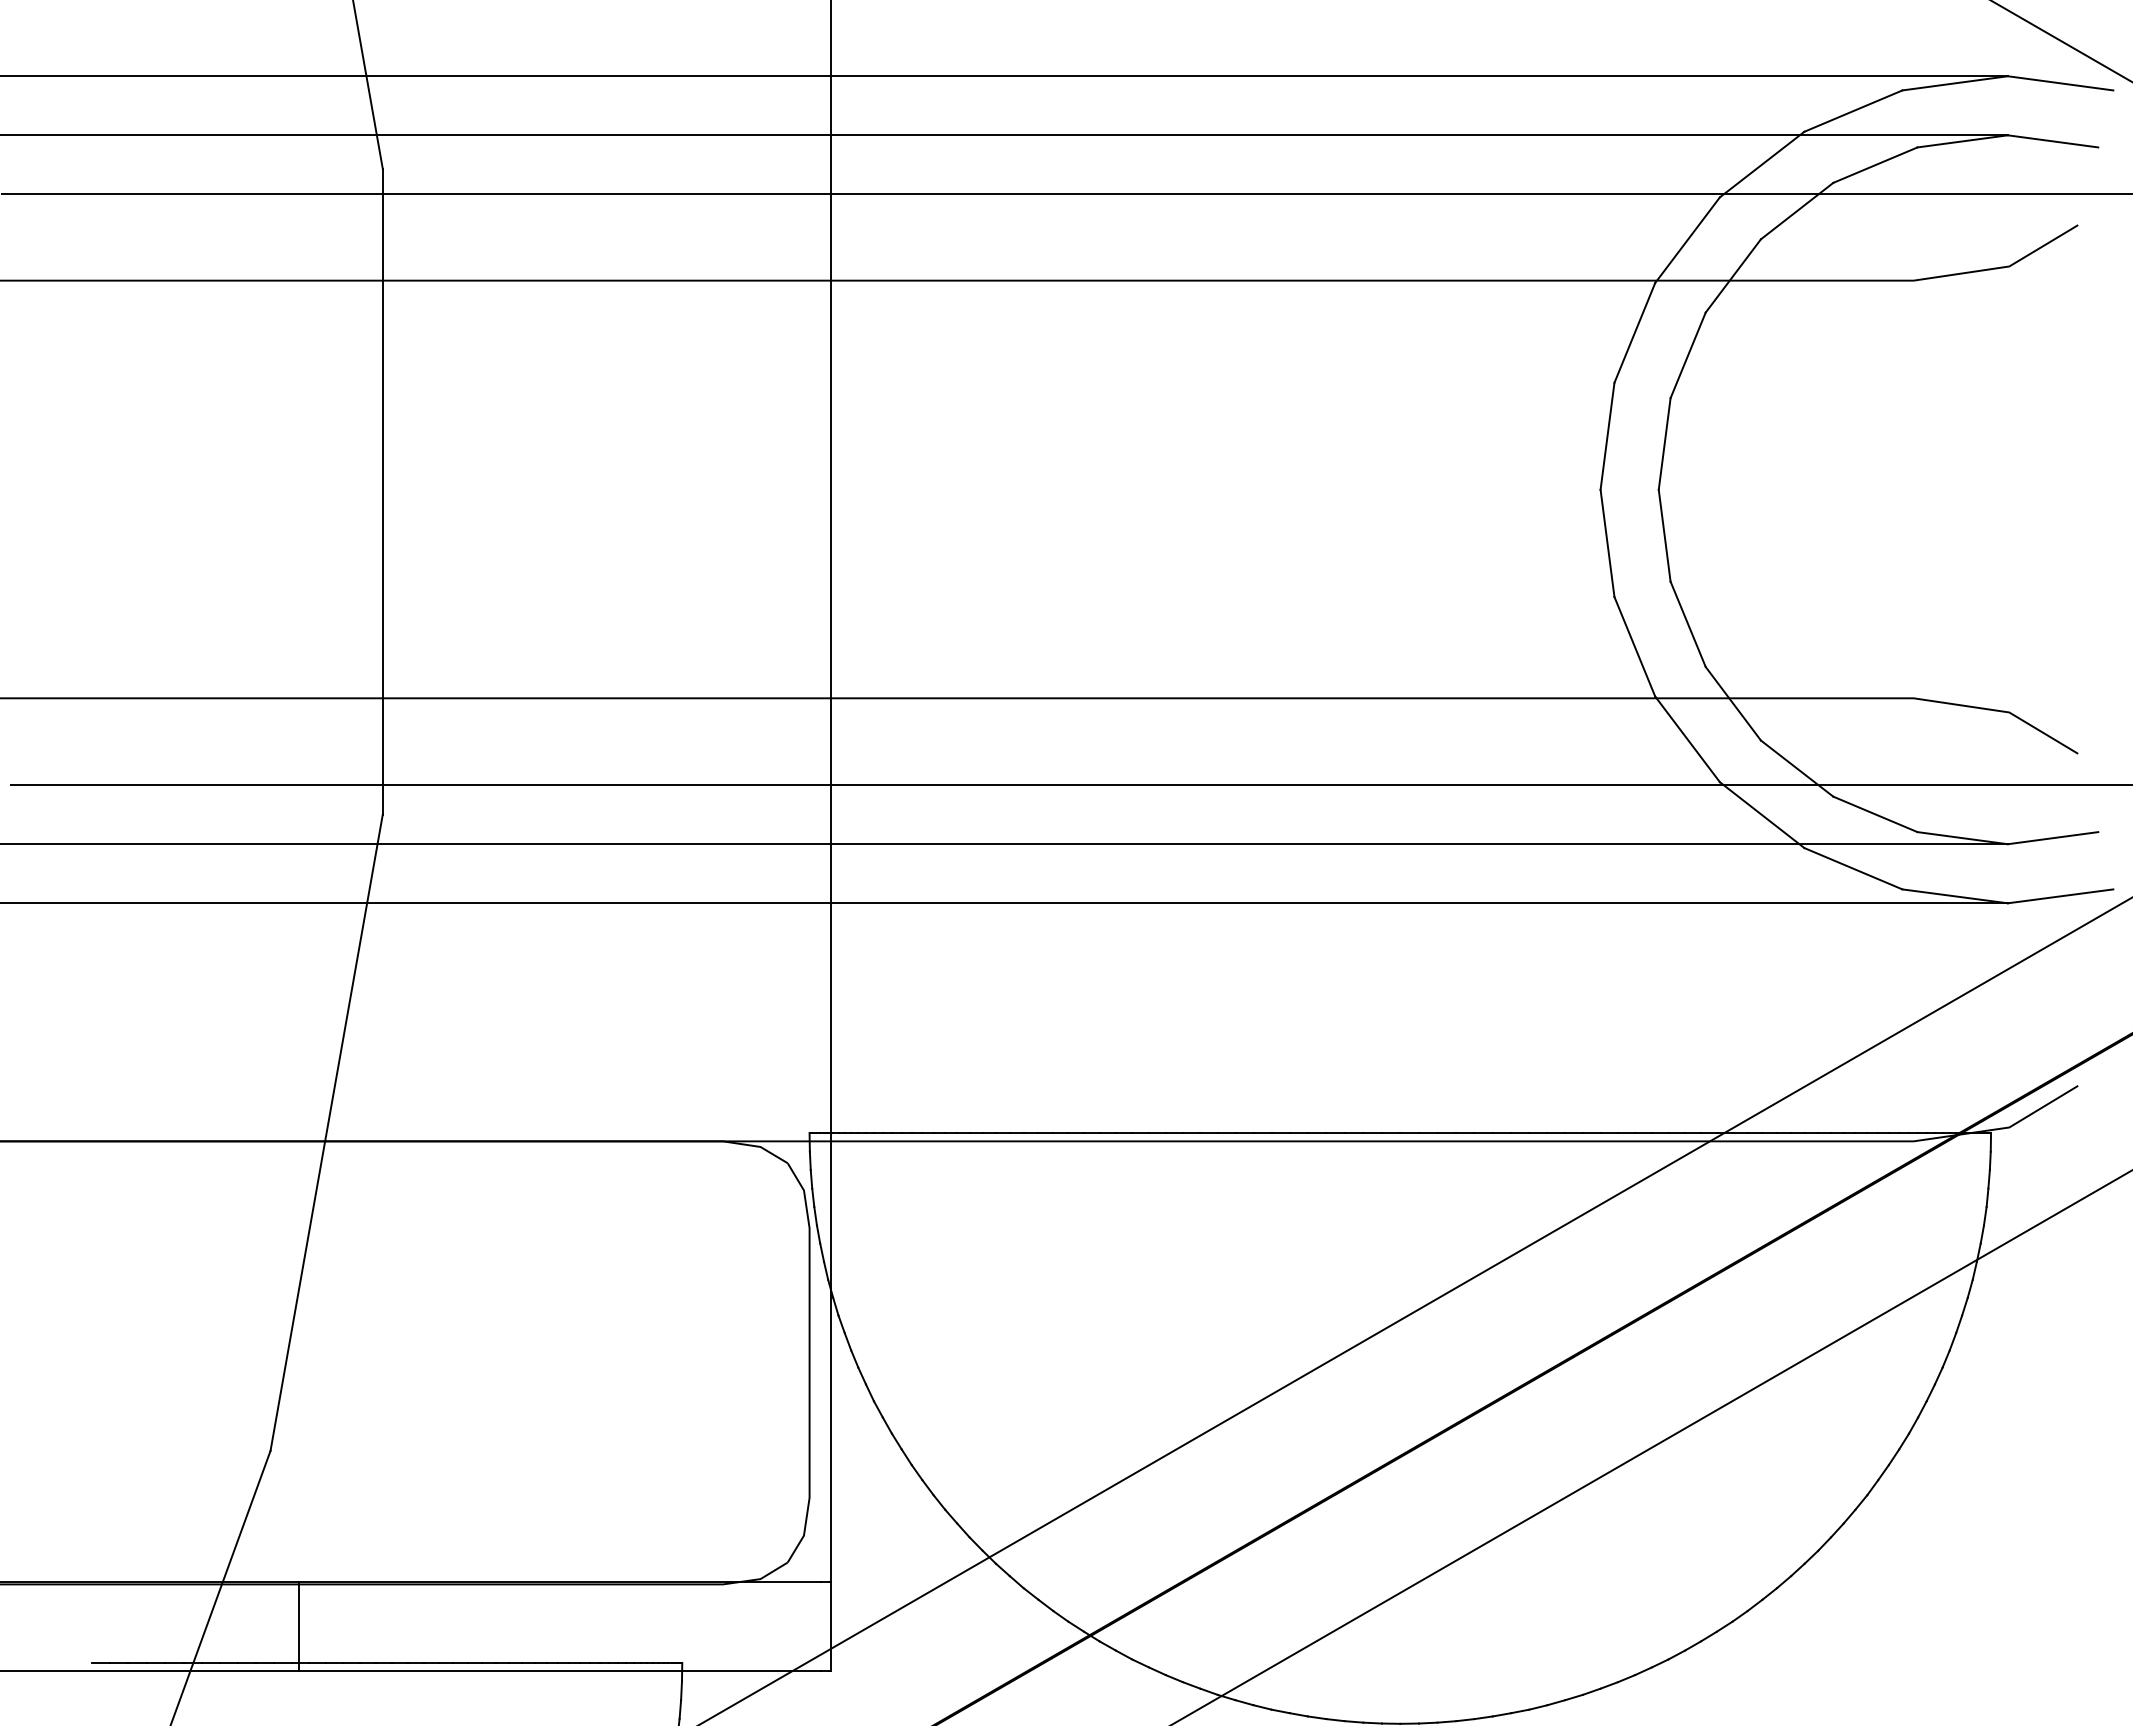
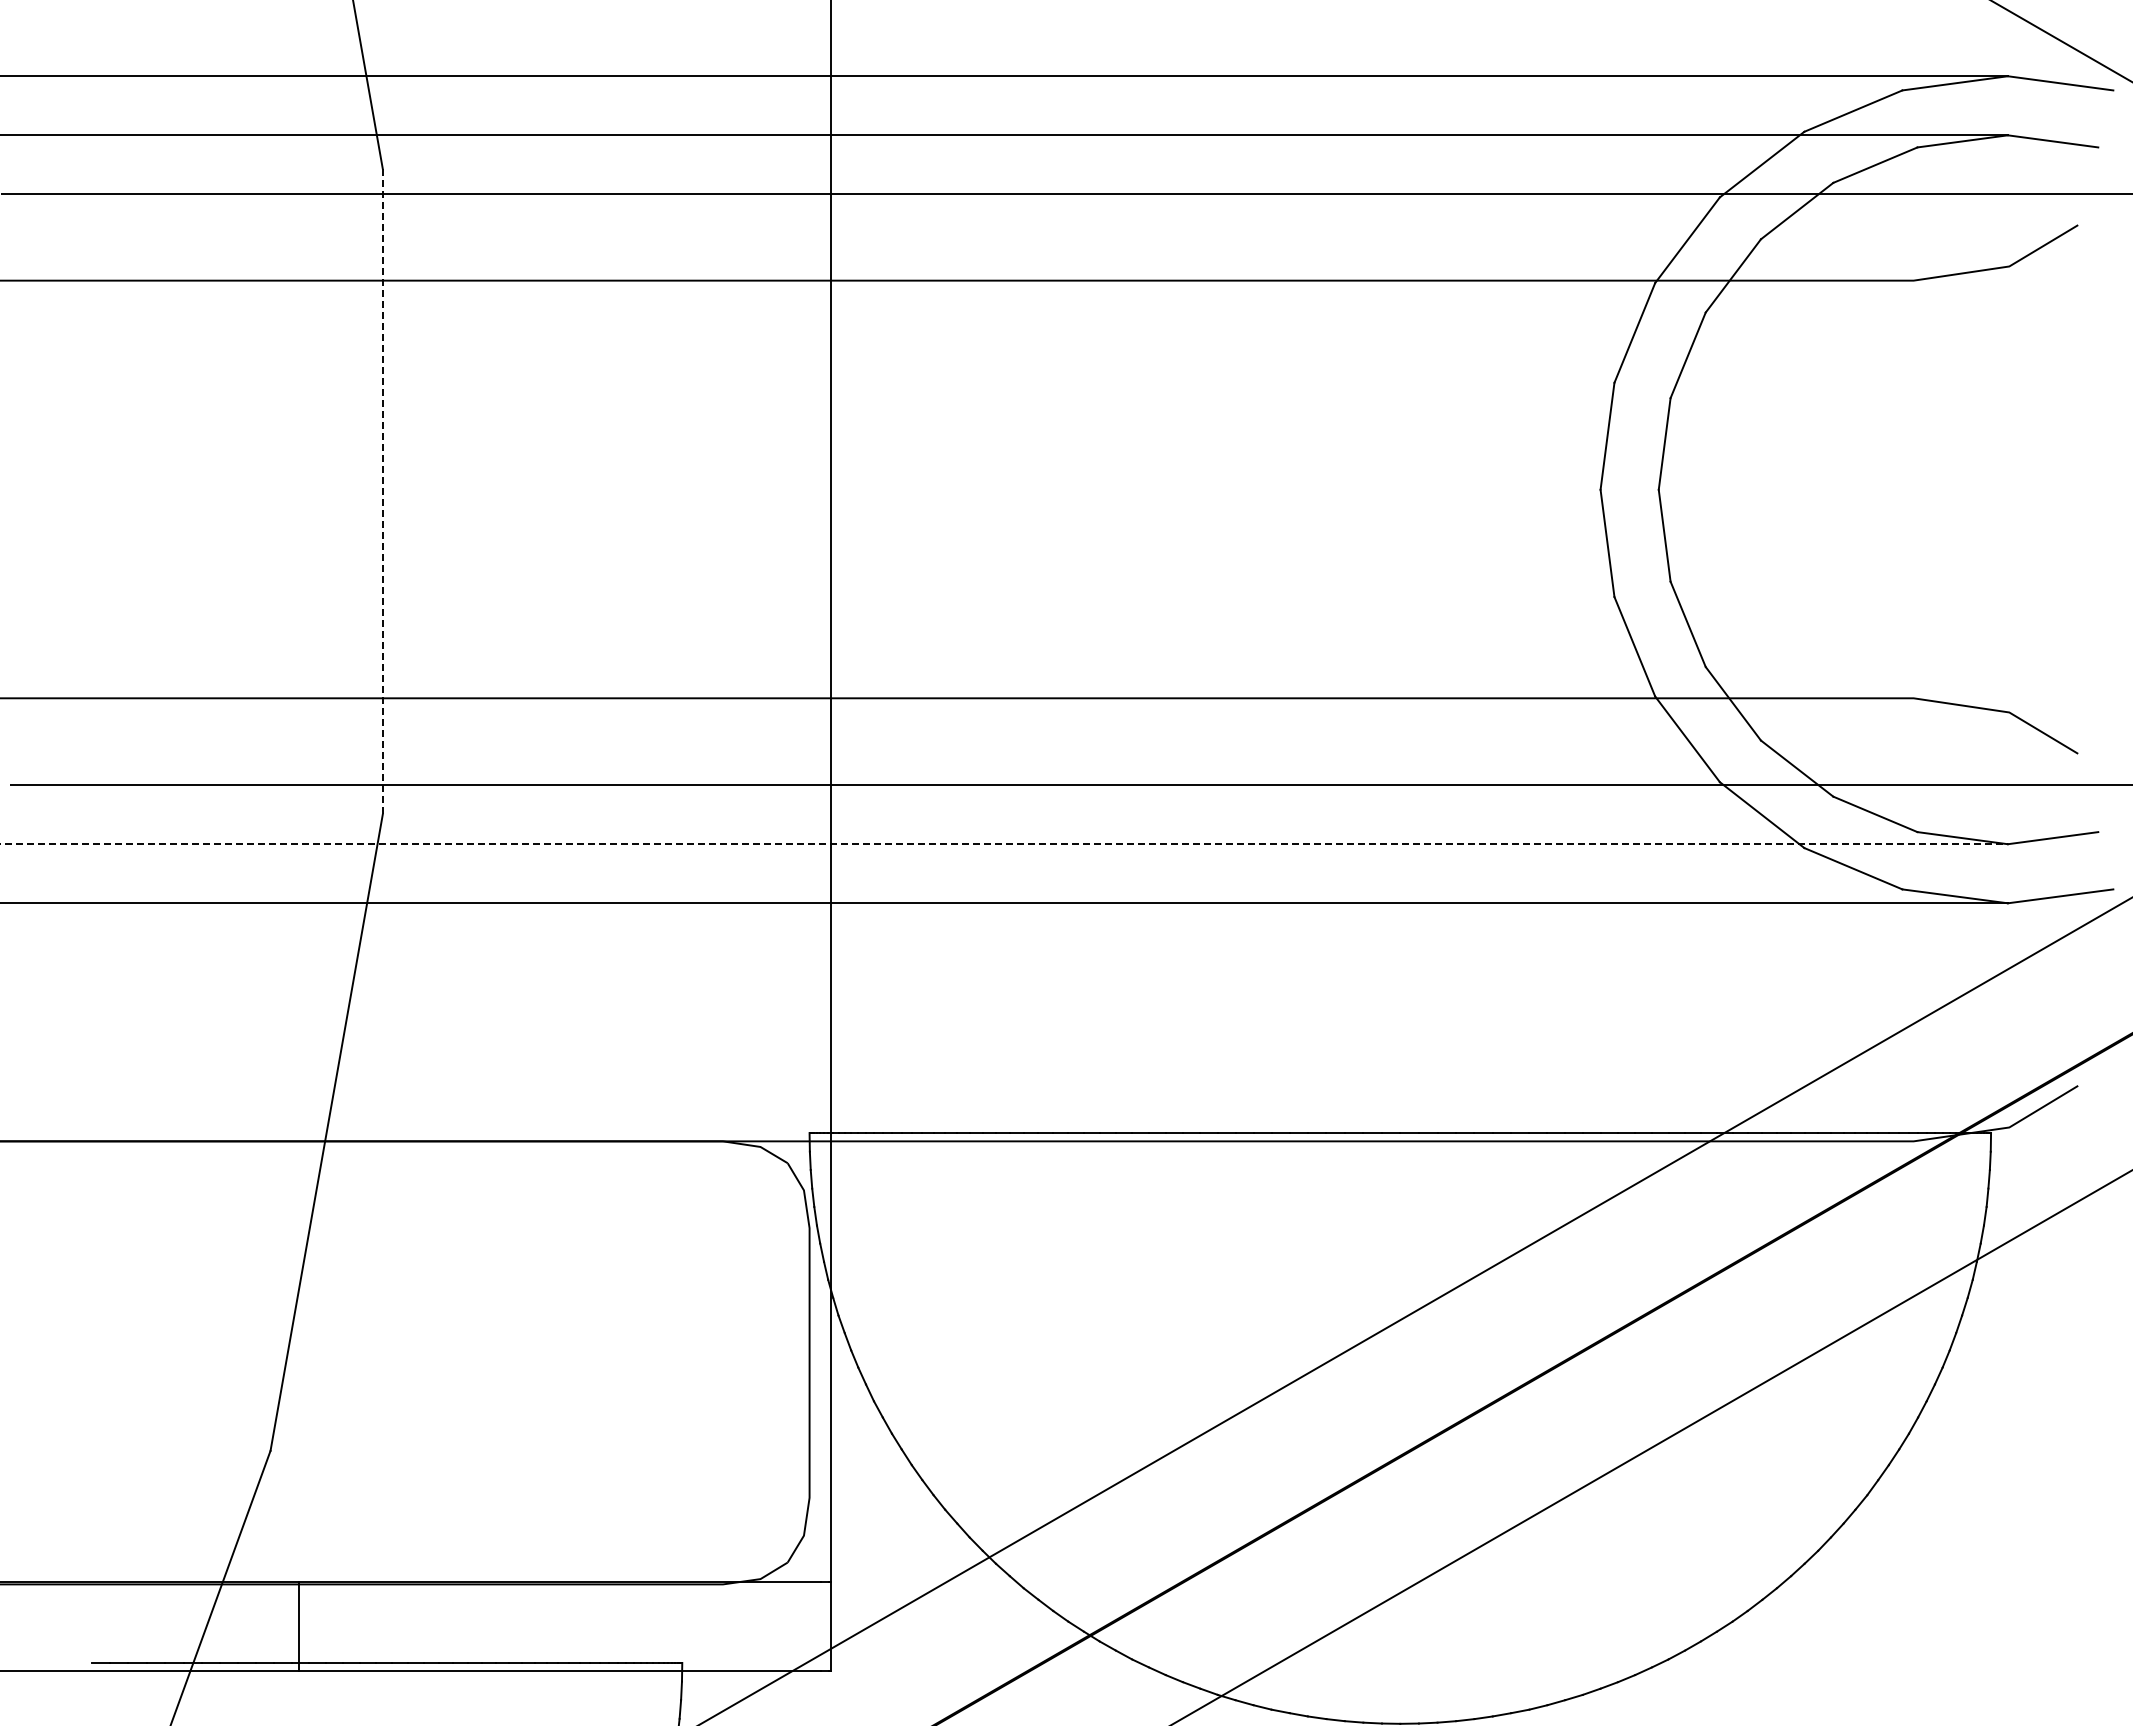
line: solid -> dashed (382, 491)
line: solid -> dashed (1003, 844)
